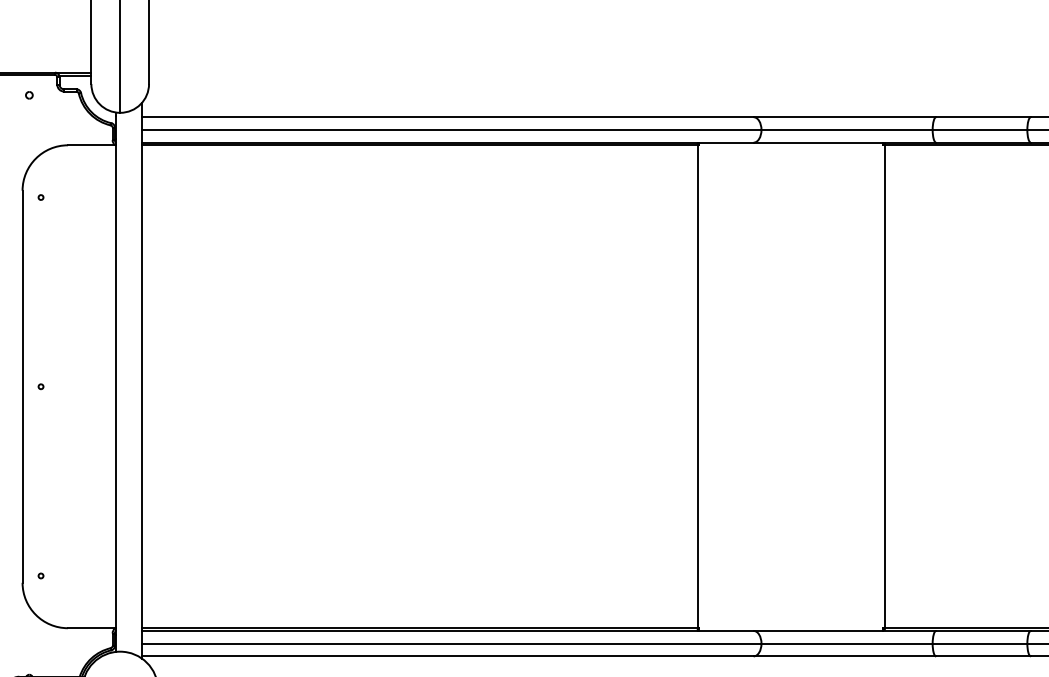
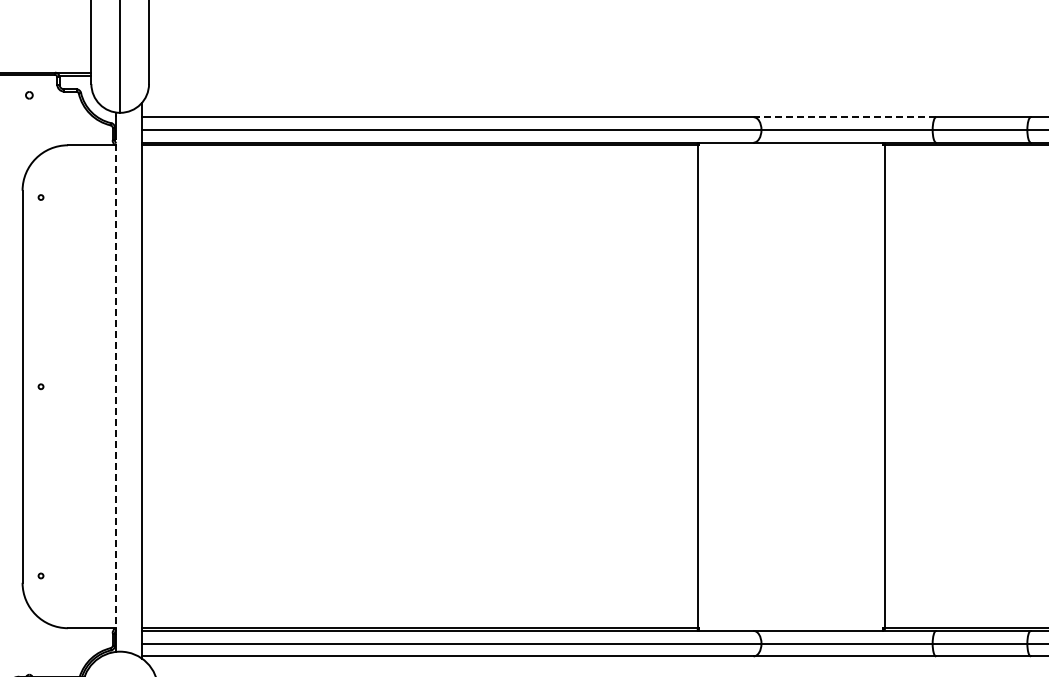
line: solid -> dashed (844, 117)
line: solid -> dashed (116, 386)
